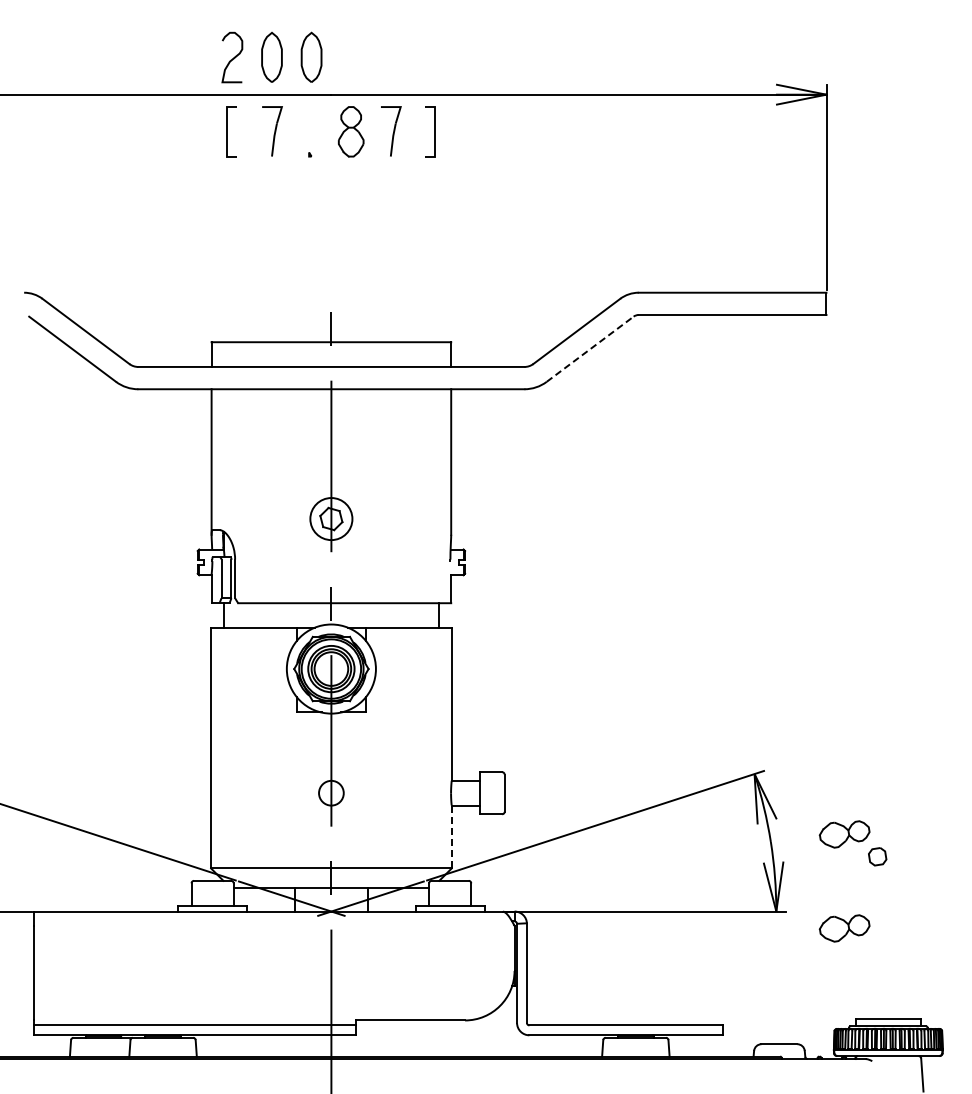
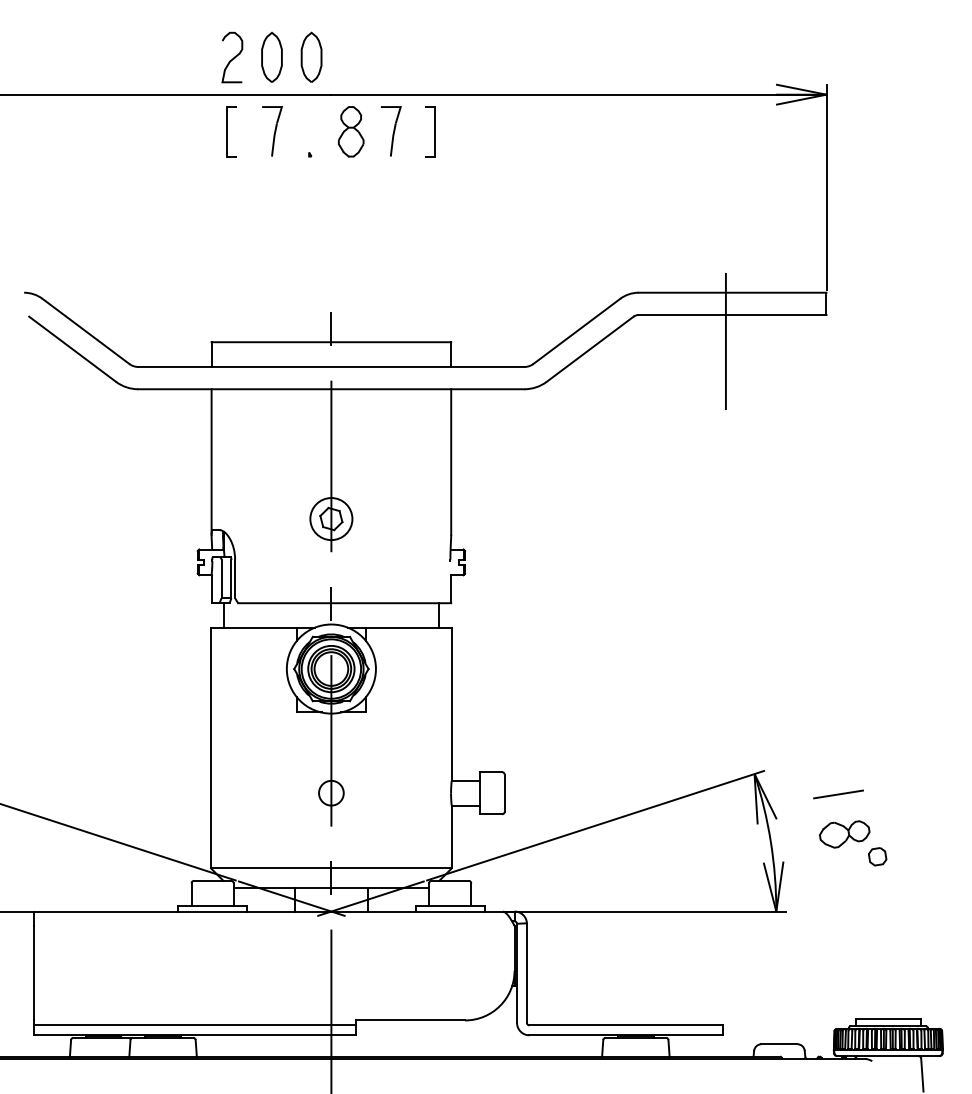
line: none -> present (725, 341)
line: dashed -> solid (590, 348)
line: none -> present (838, 794)
line: dashed -> solid (451, 837)
part: present -> none (844, 928)
